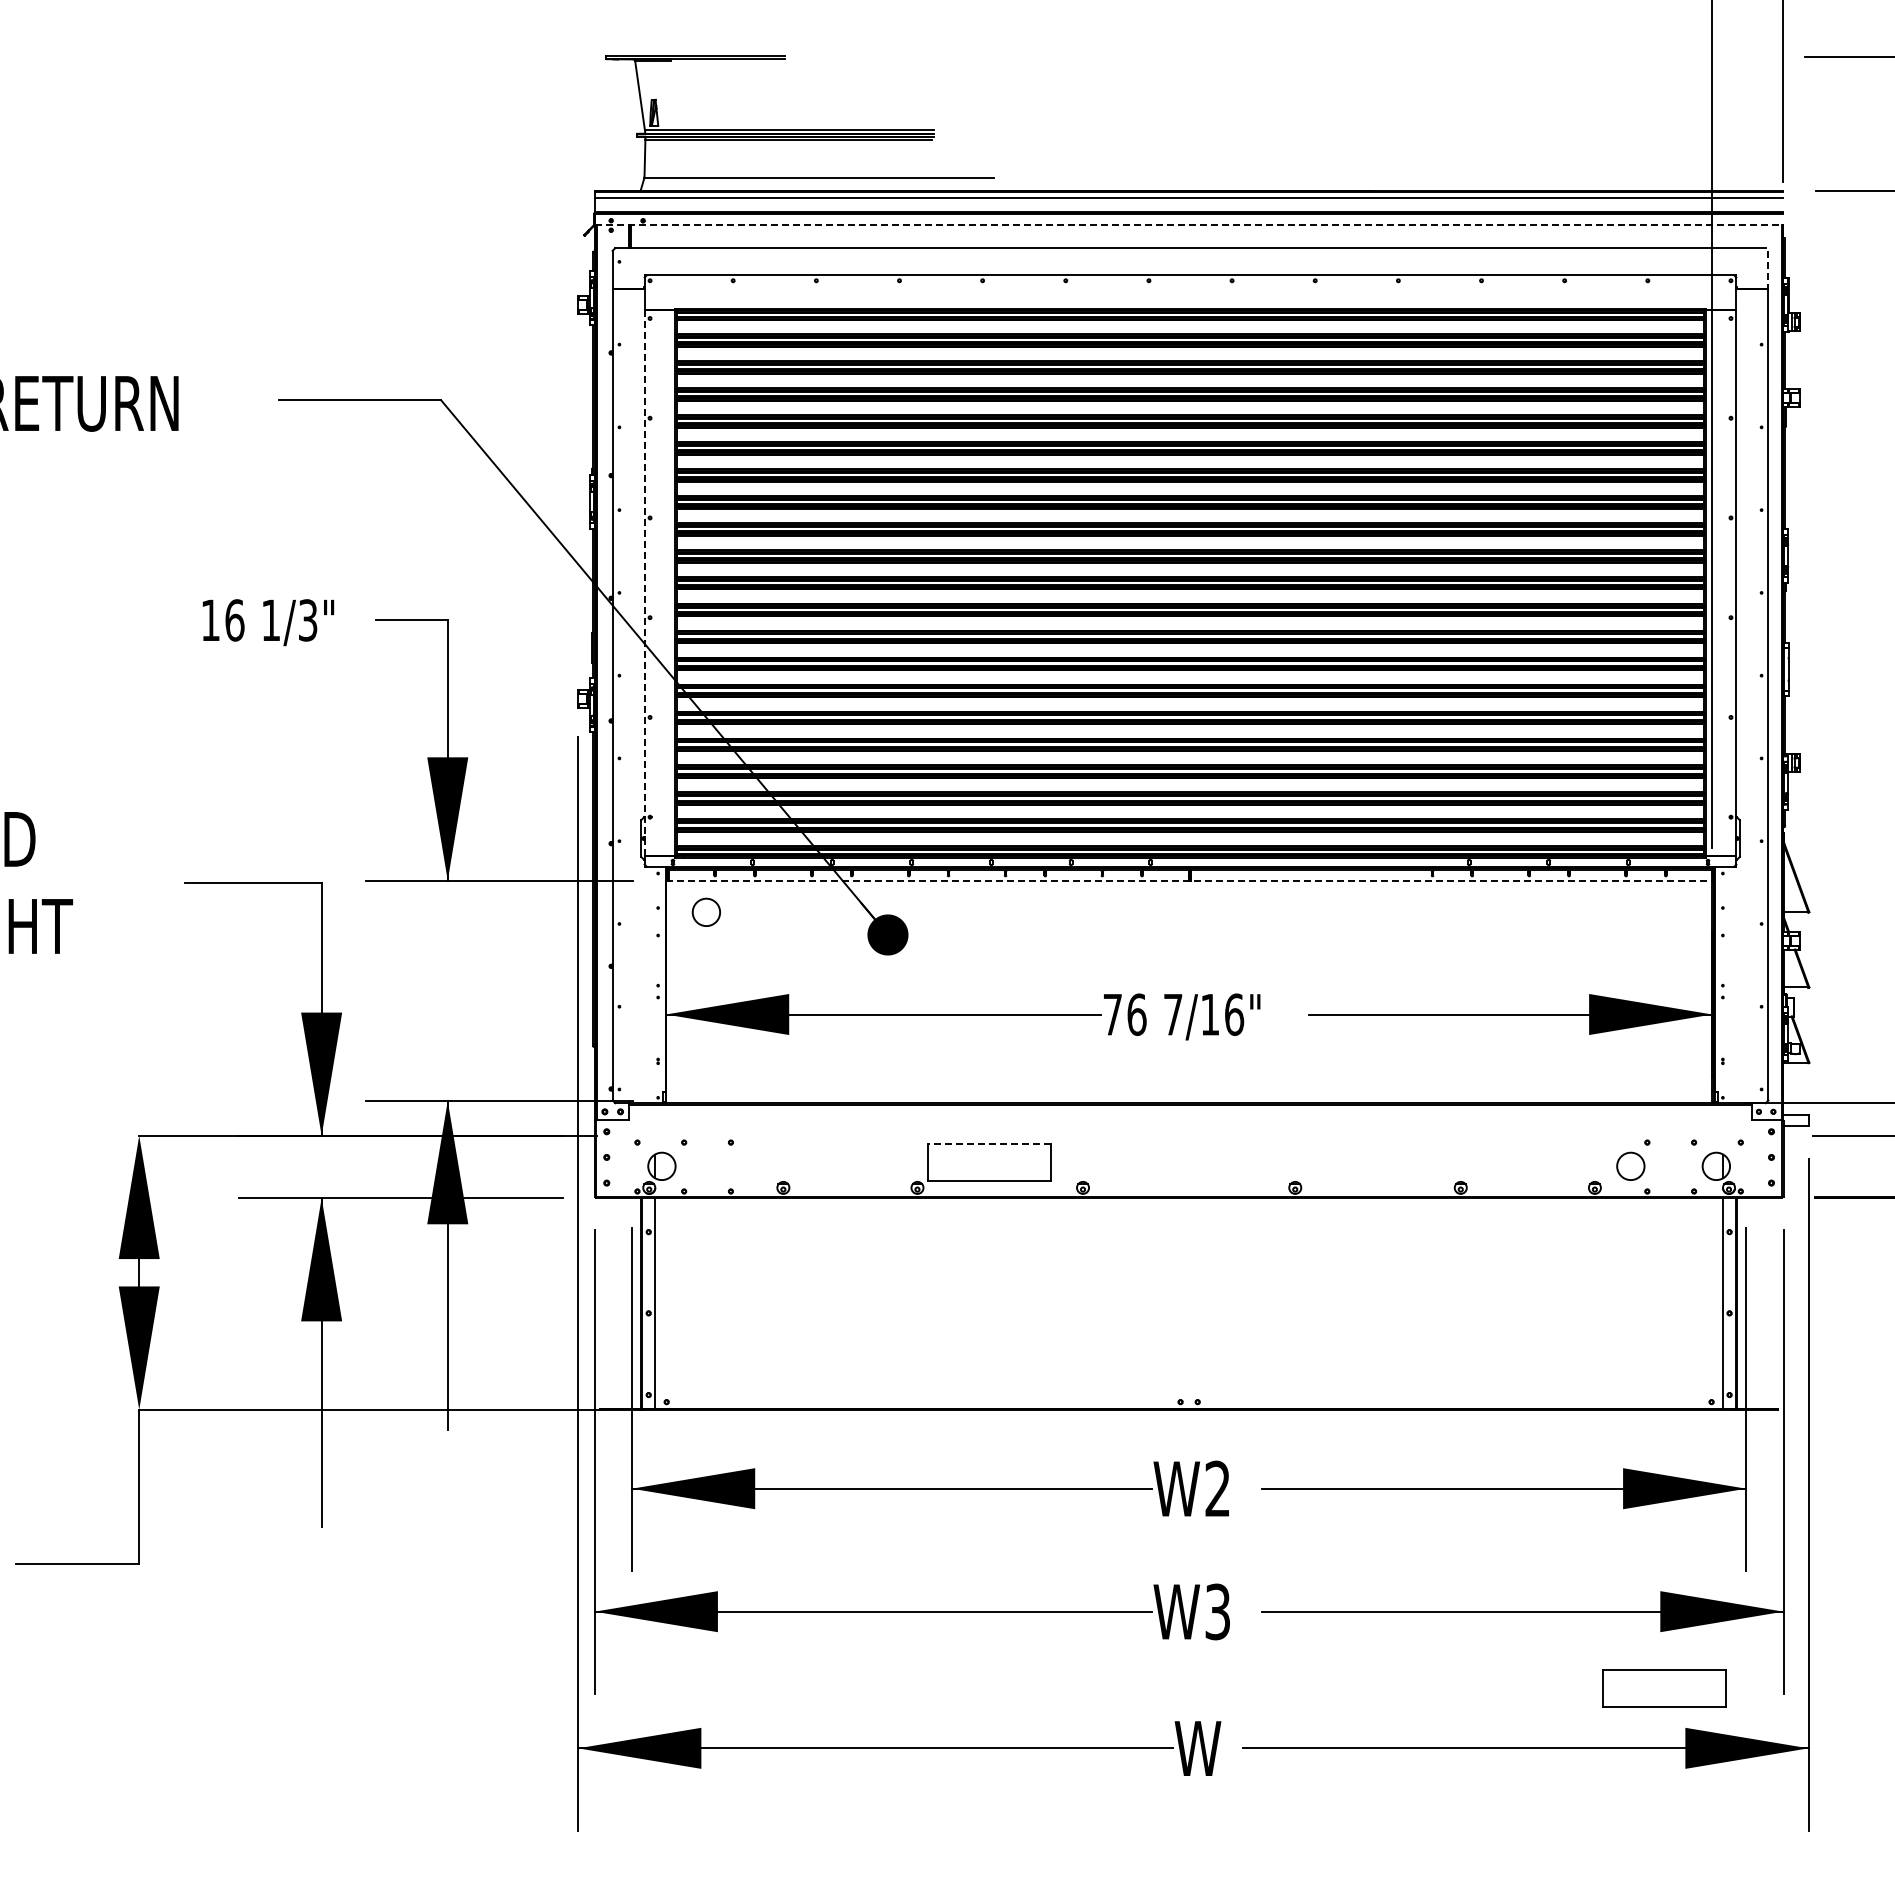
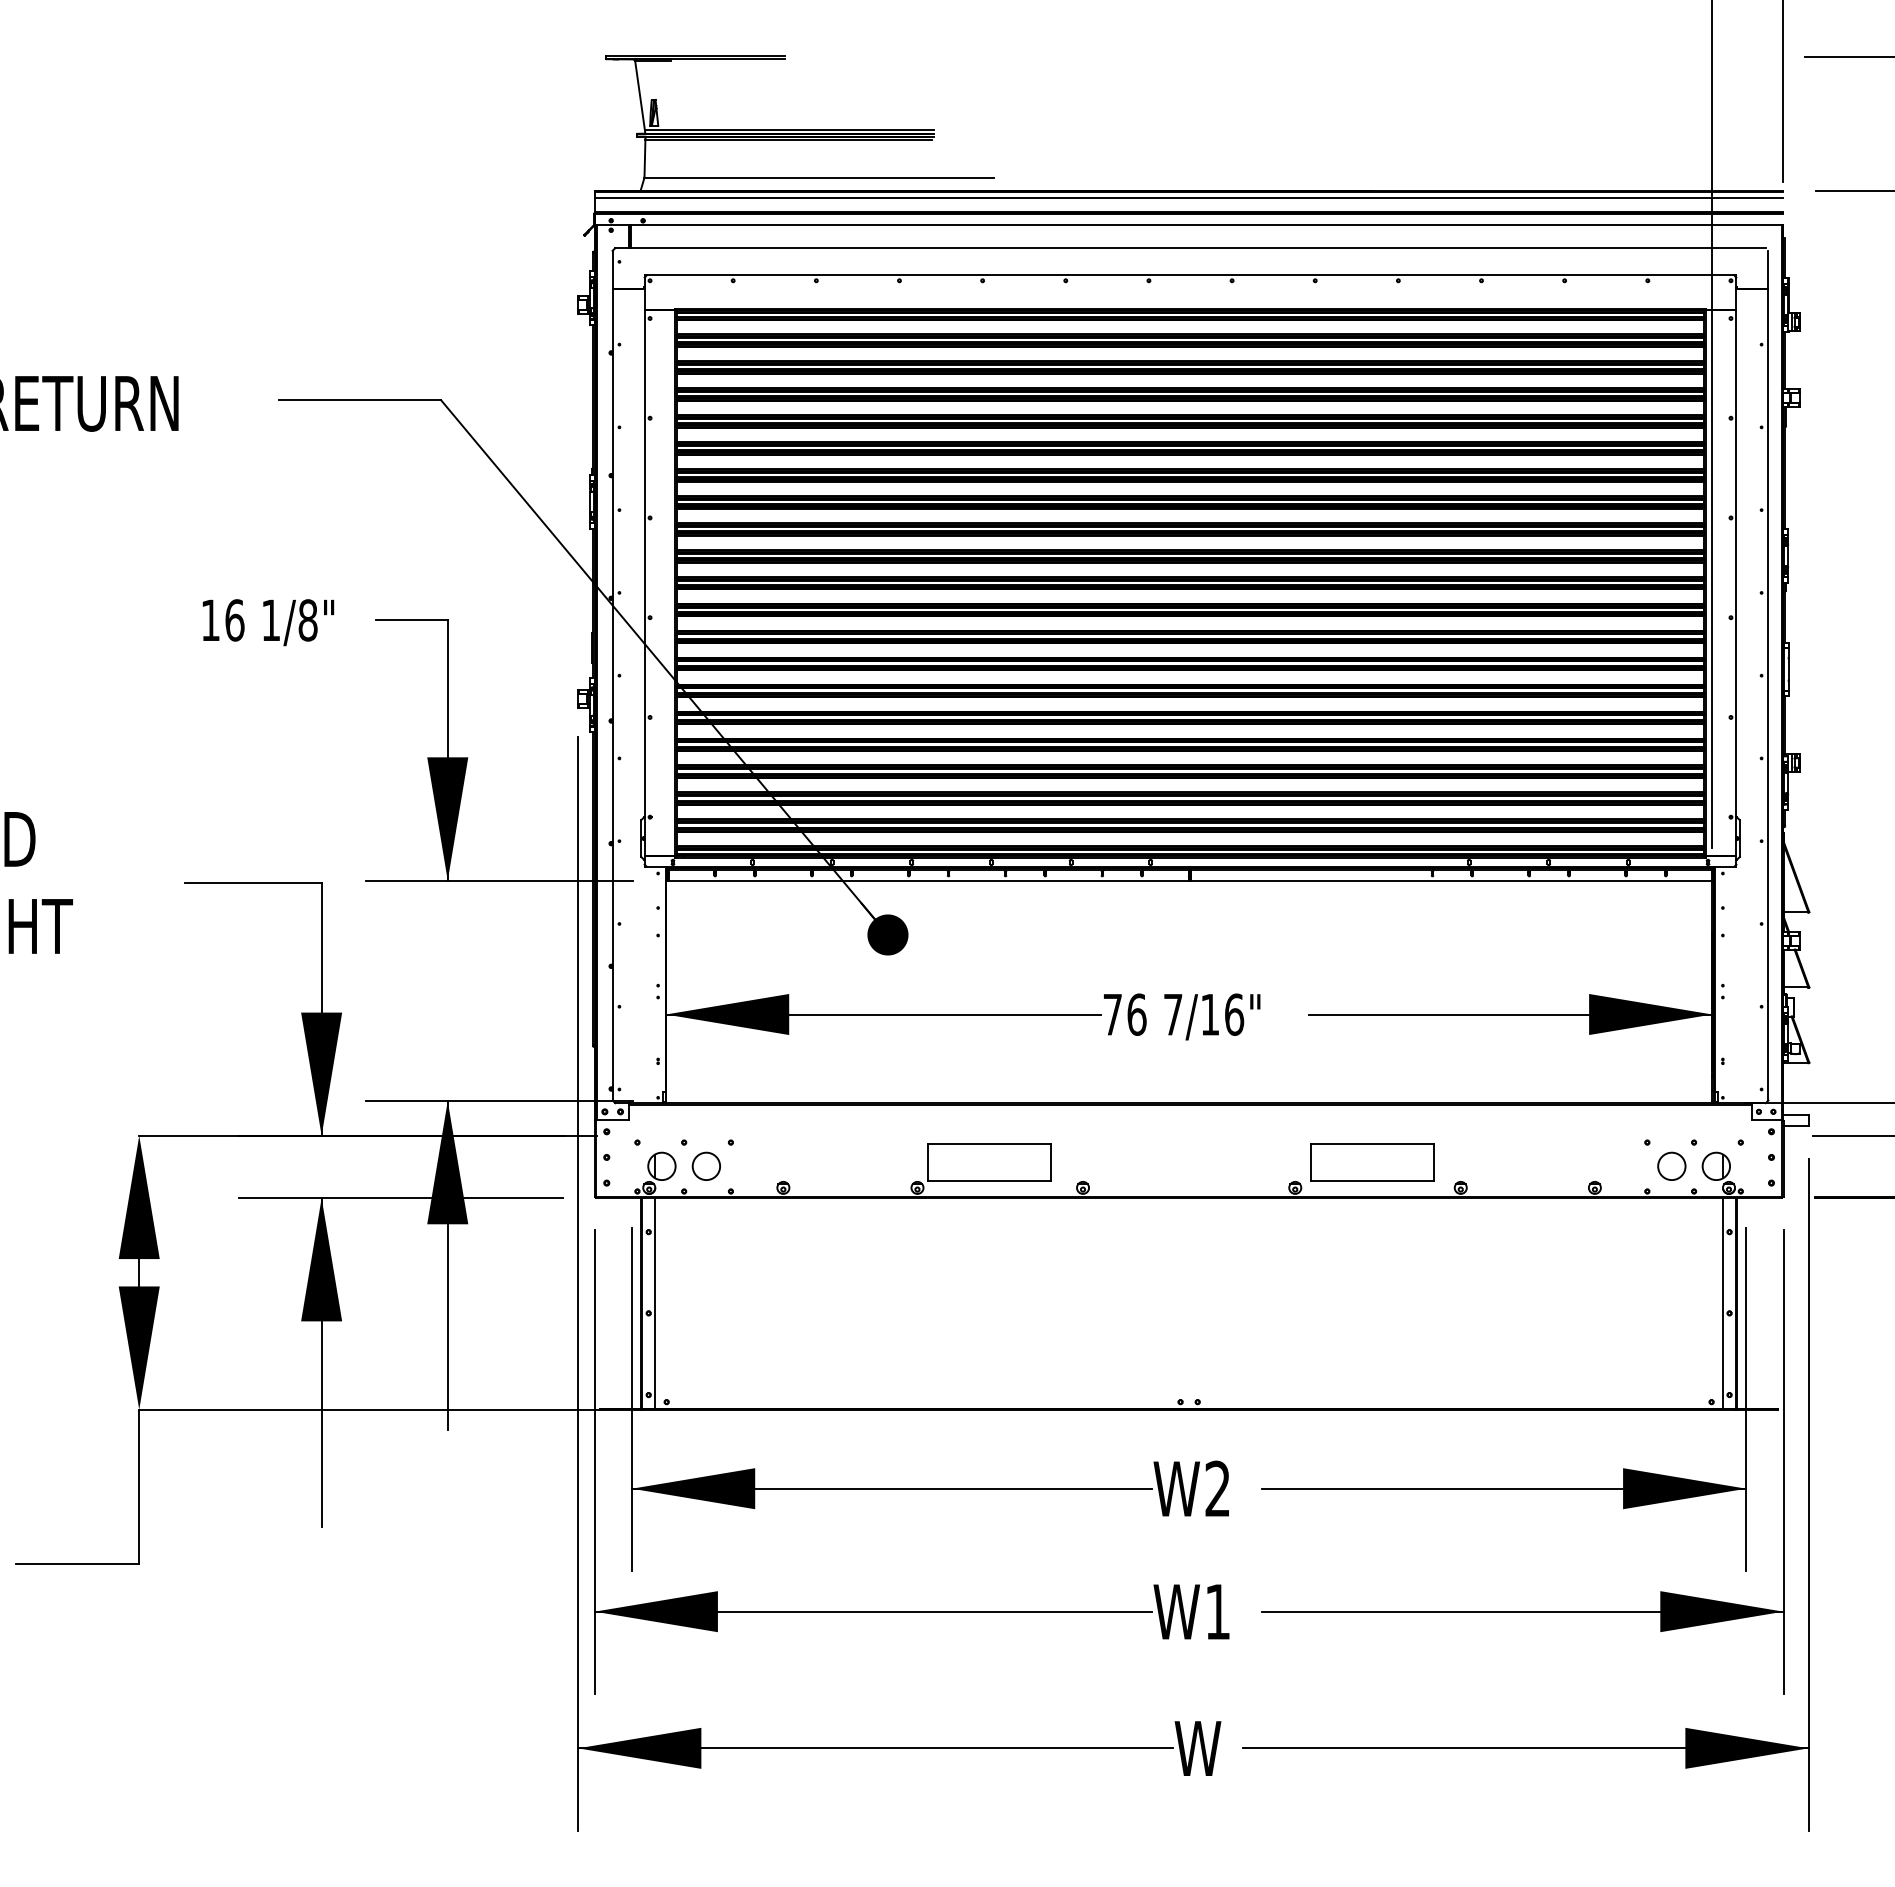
line: dashed -> solid (1189, 224)
line: dashed -> solid (1768, 270)
line: dashed -> solid (644, 583)
text: 1/3" -> 1/8" (307, 620)
line: dashed -> solid (1189, 880)
circle position: (705, 911) -> (705, 1165) (705, 1165)
line: dashed -> solid (989, 1143)
circle position: (1630, 1165) -> (1671, 1165) (1671, 1165)
text: W3 -> W1 (1217, 1611)
part position: (1664, 1688) -> (1372, 1162) (1372, 1162)
